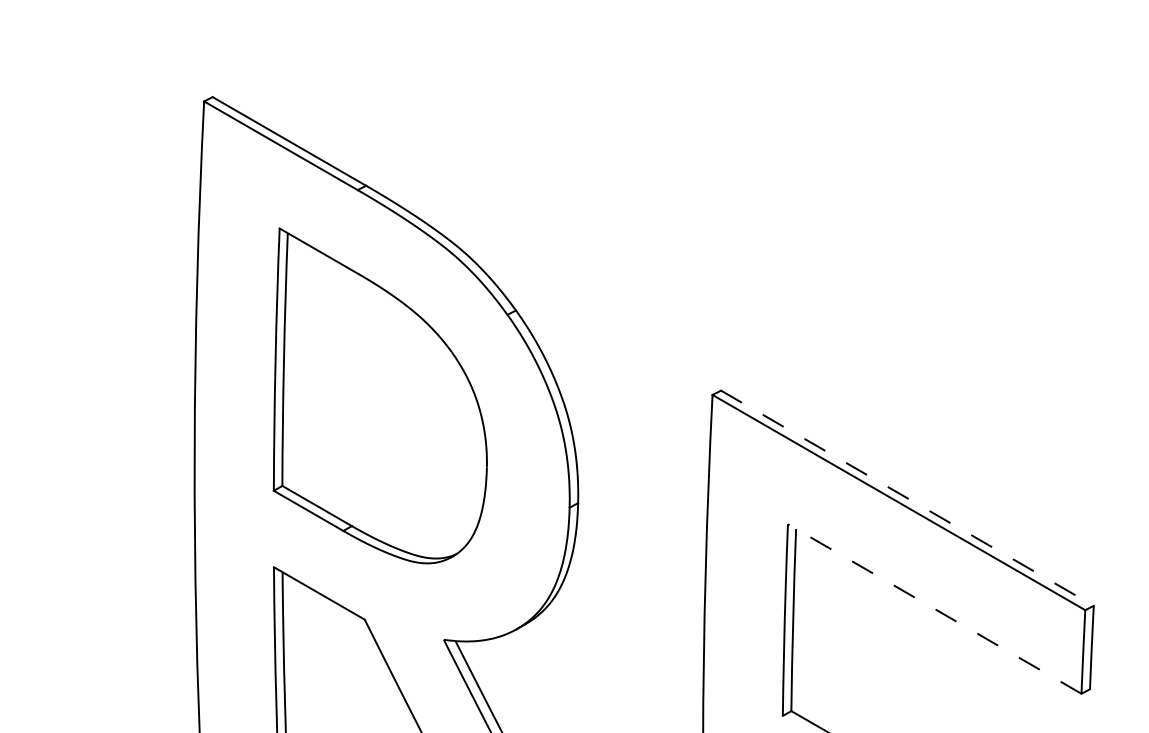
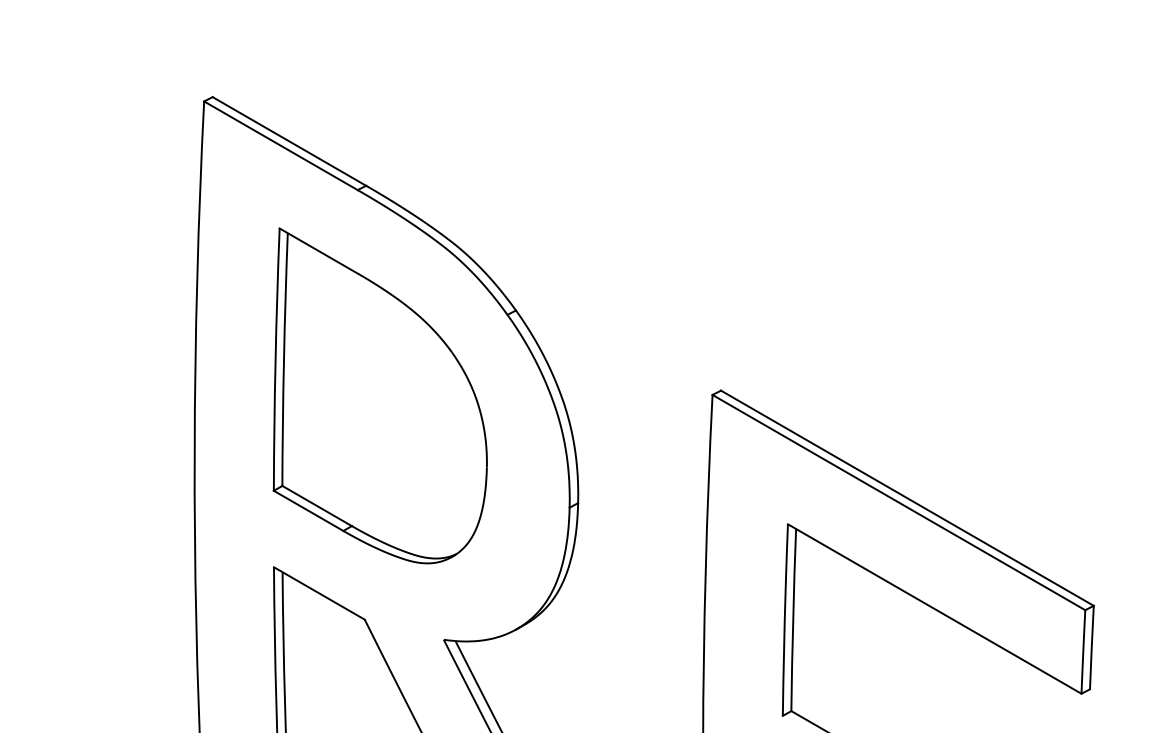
line: dashed -> solid (907, 498)
line: dashed -> solid (934, 608)
